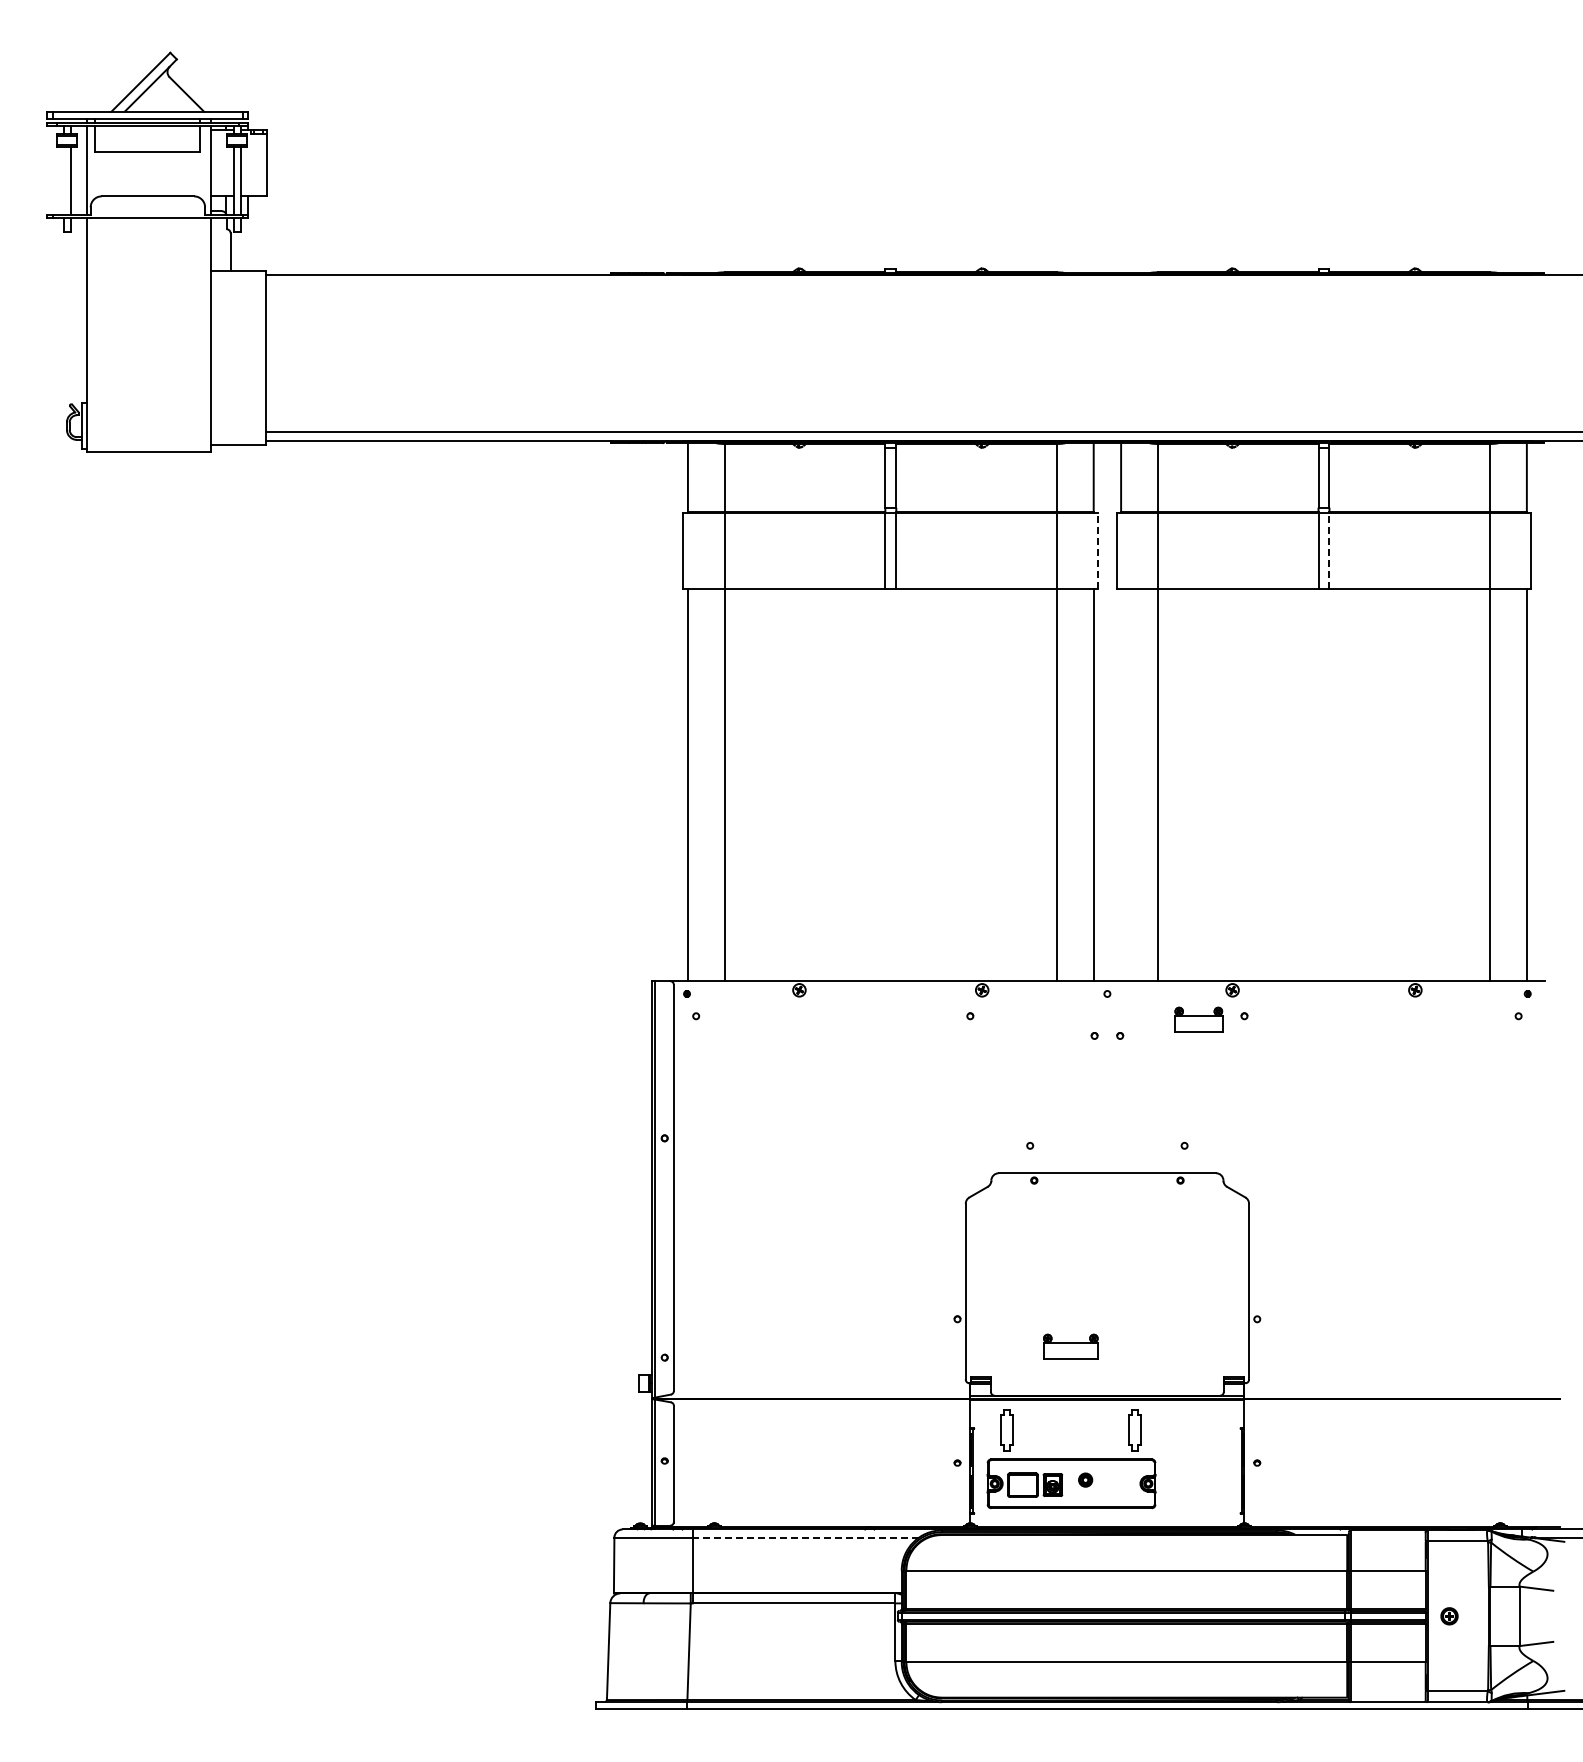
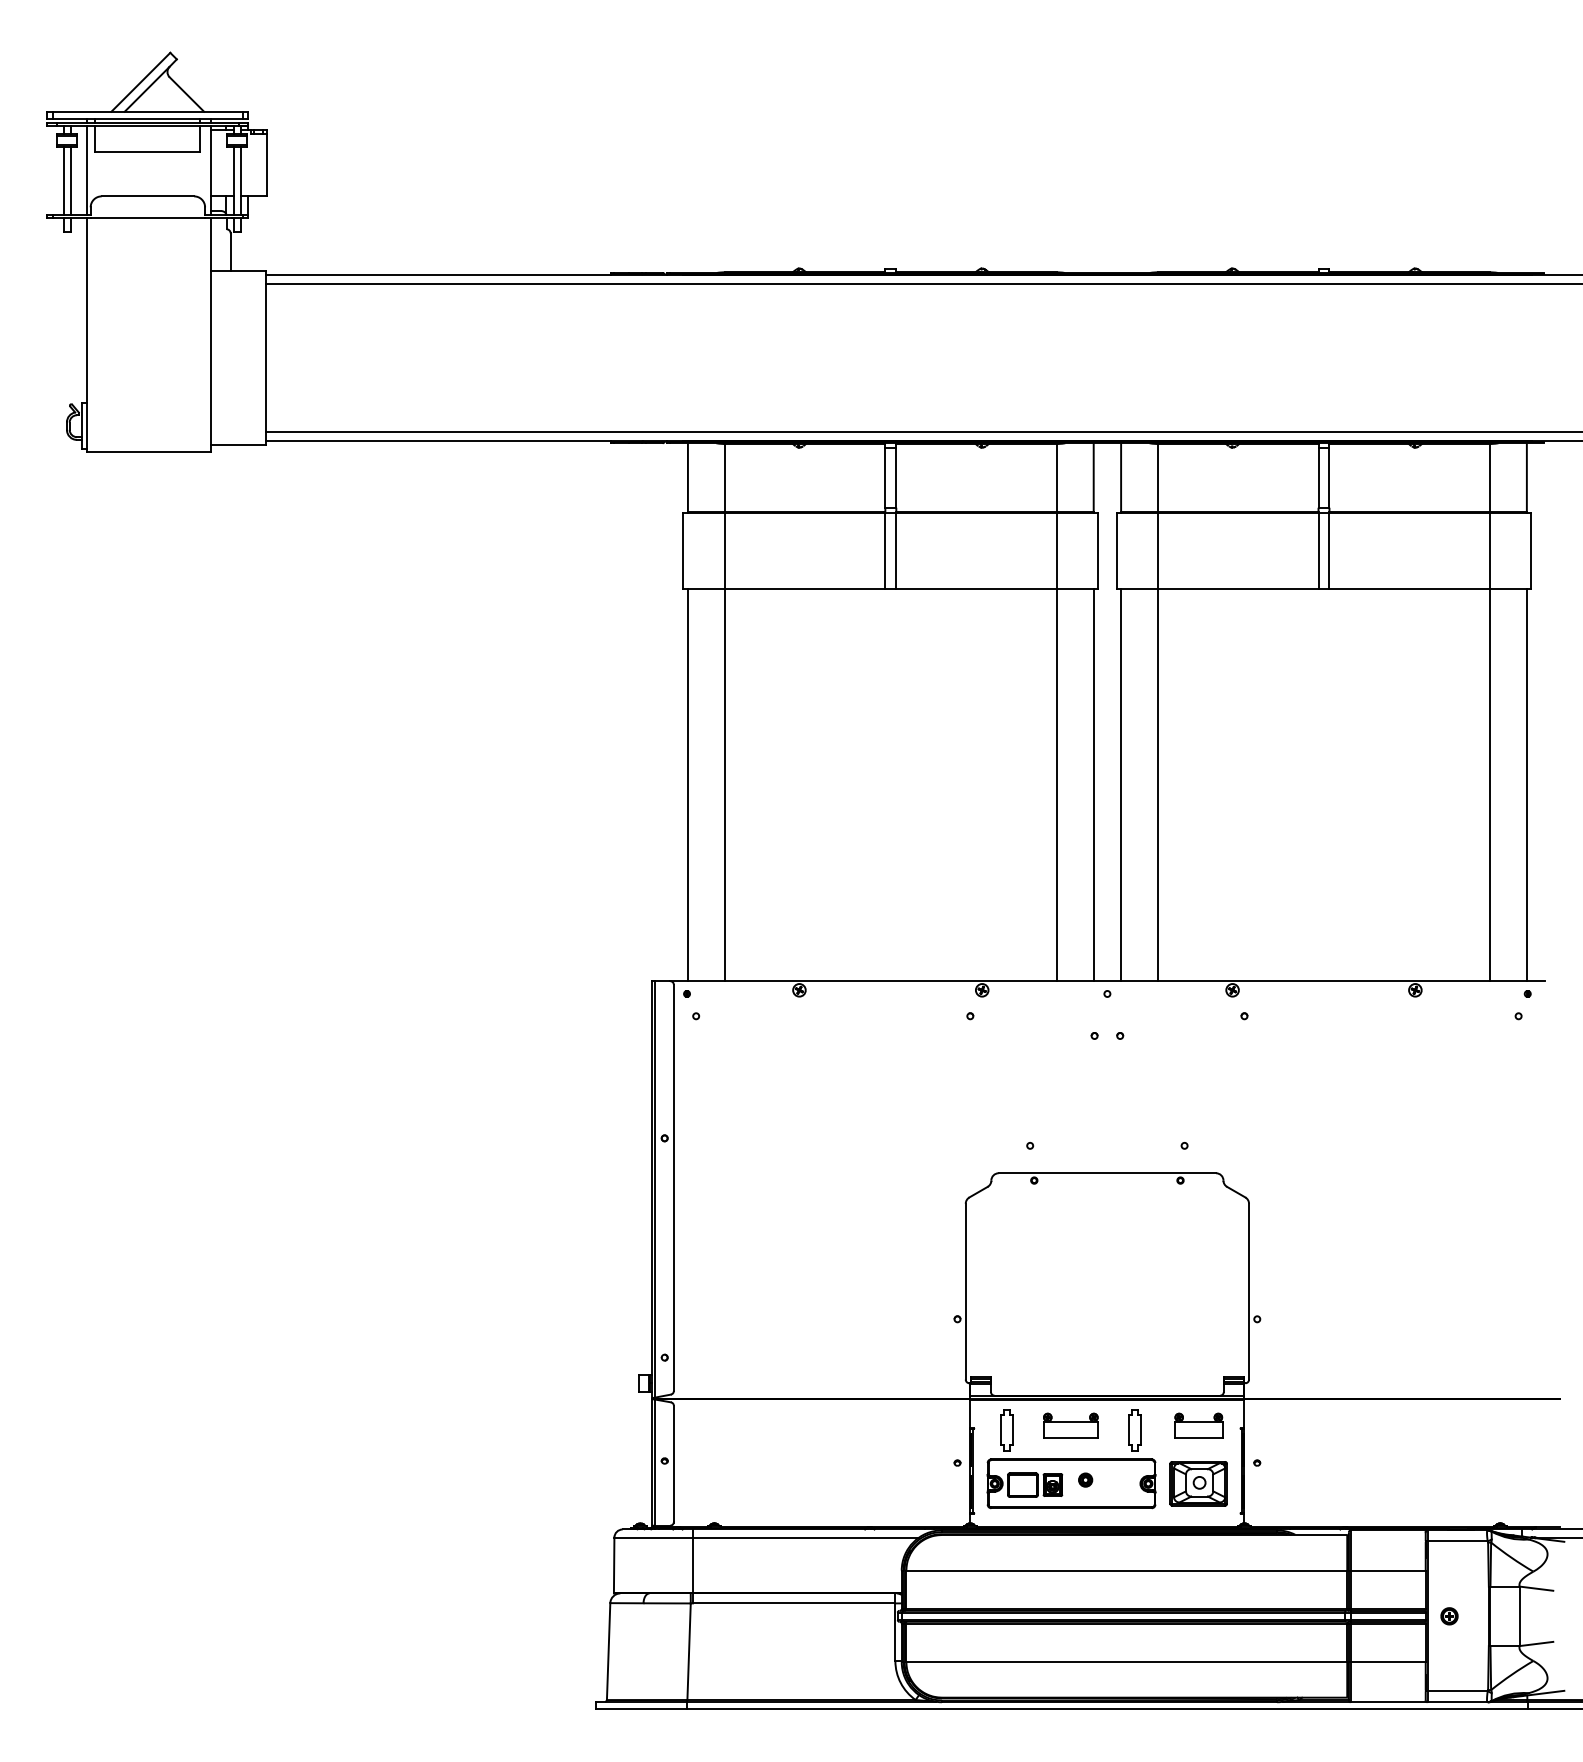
line: none -> present (63, 180)
line: none -> present (922, 284)
line: dashed -> solid (1098, 550)
line: dashed -> solid (1329, 550)
line: none -> present (1121, 785)
part position: (1198, 1019) -> (1198, 1425) (1198, 1425)
part position: (1070, 1346) -> (1070, 1425) (1070, 1425)
part: none -> present (1198, 1483)
line: dashed -> solid (805, 1537)
